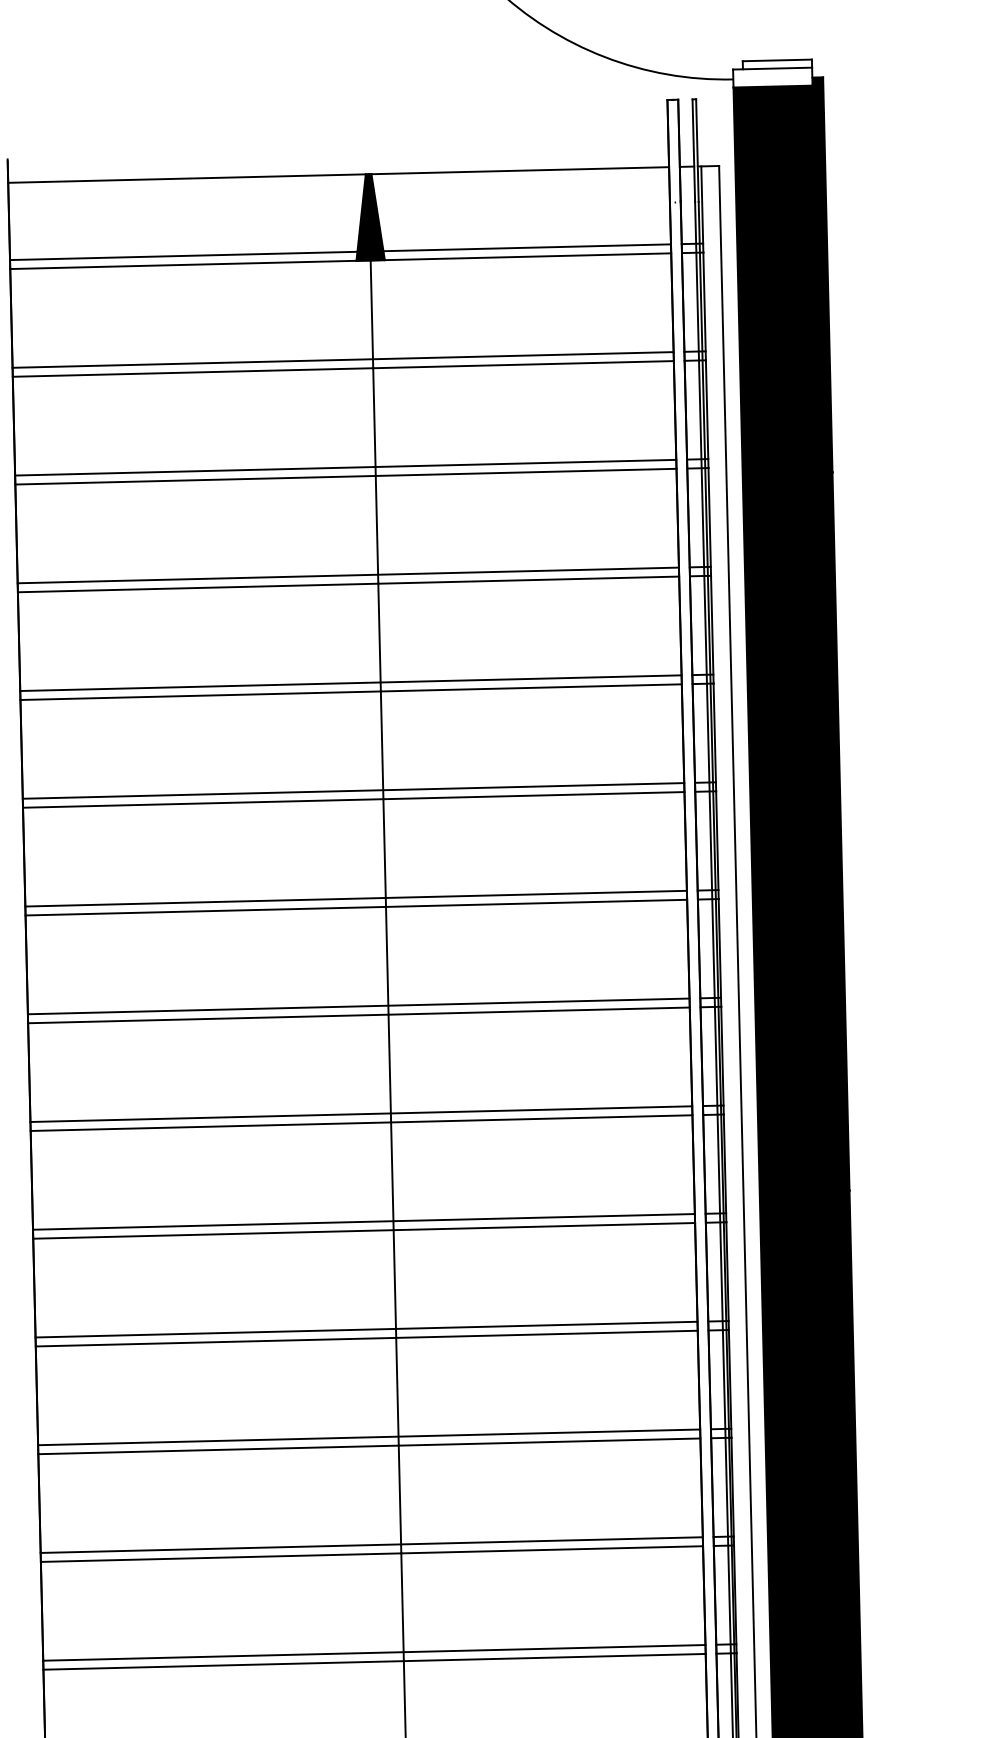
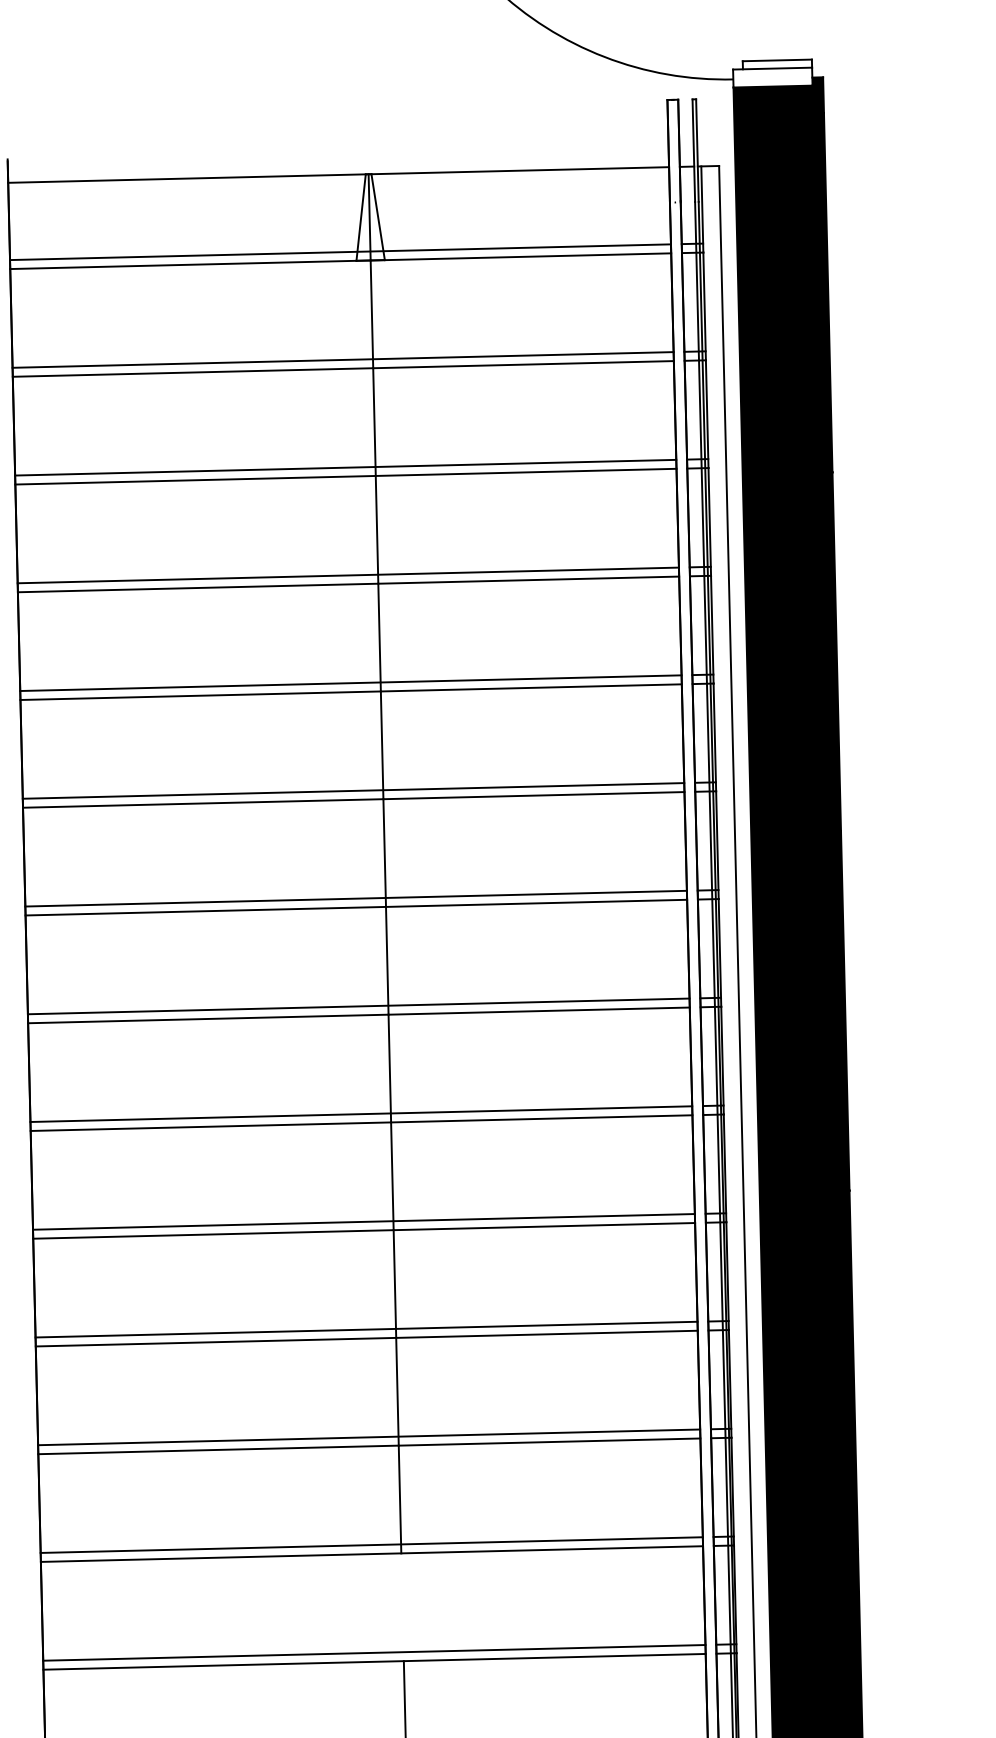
fill: present -> none (370, 217)
line: present -> none (402, 1607)
